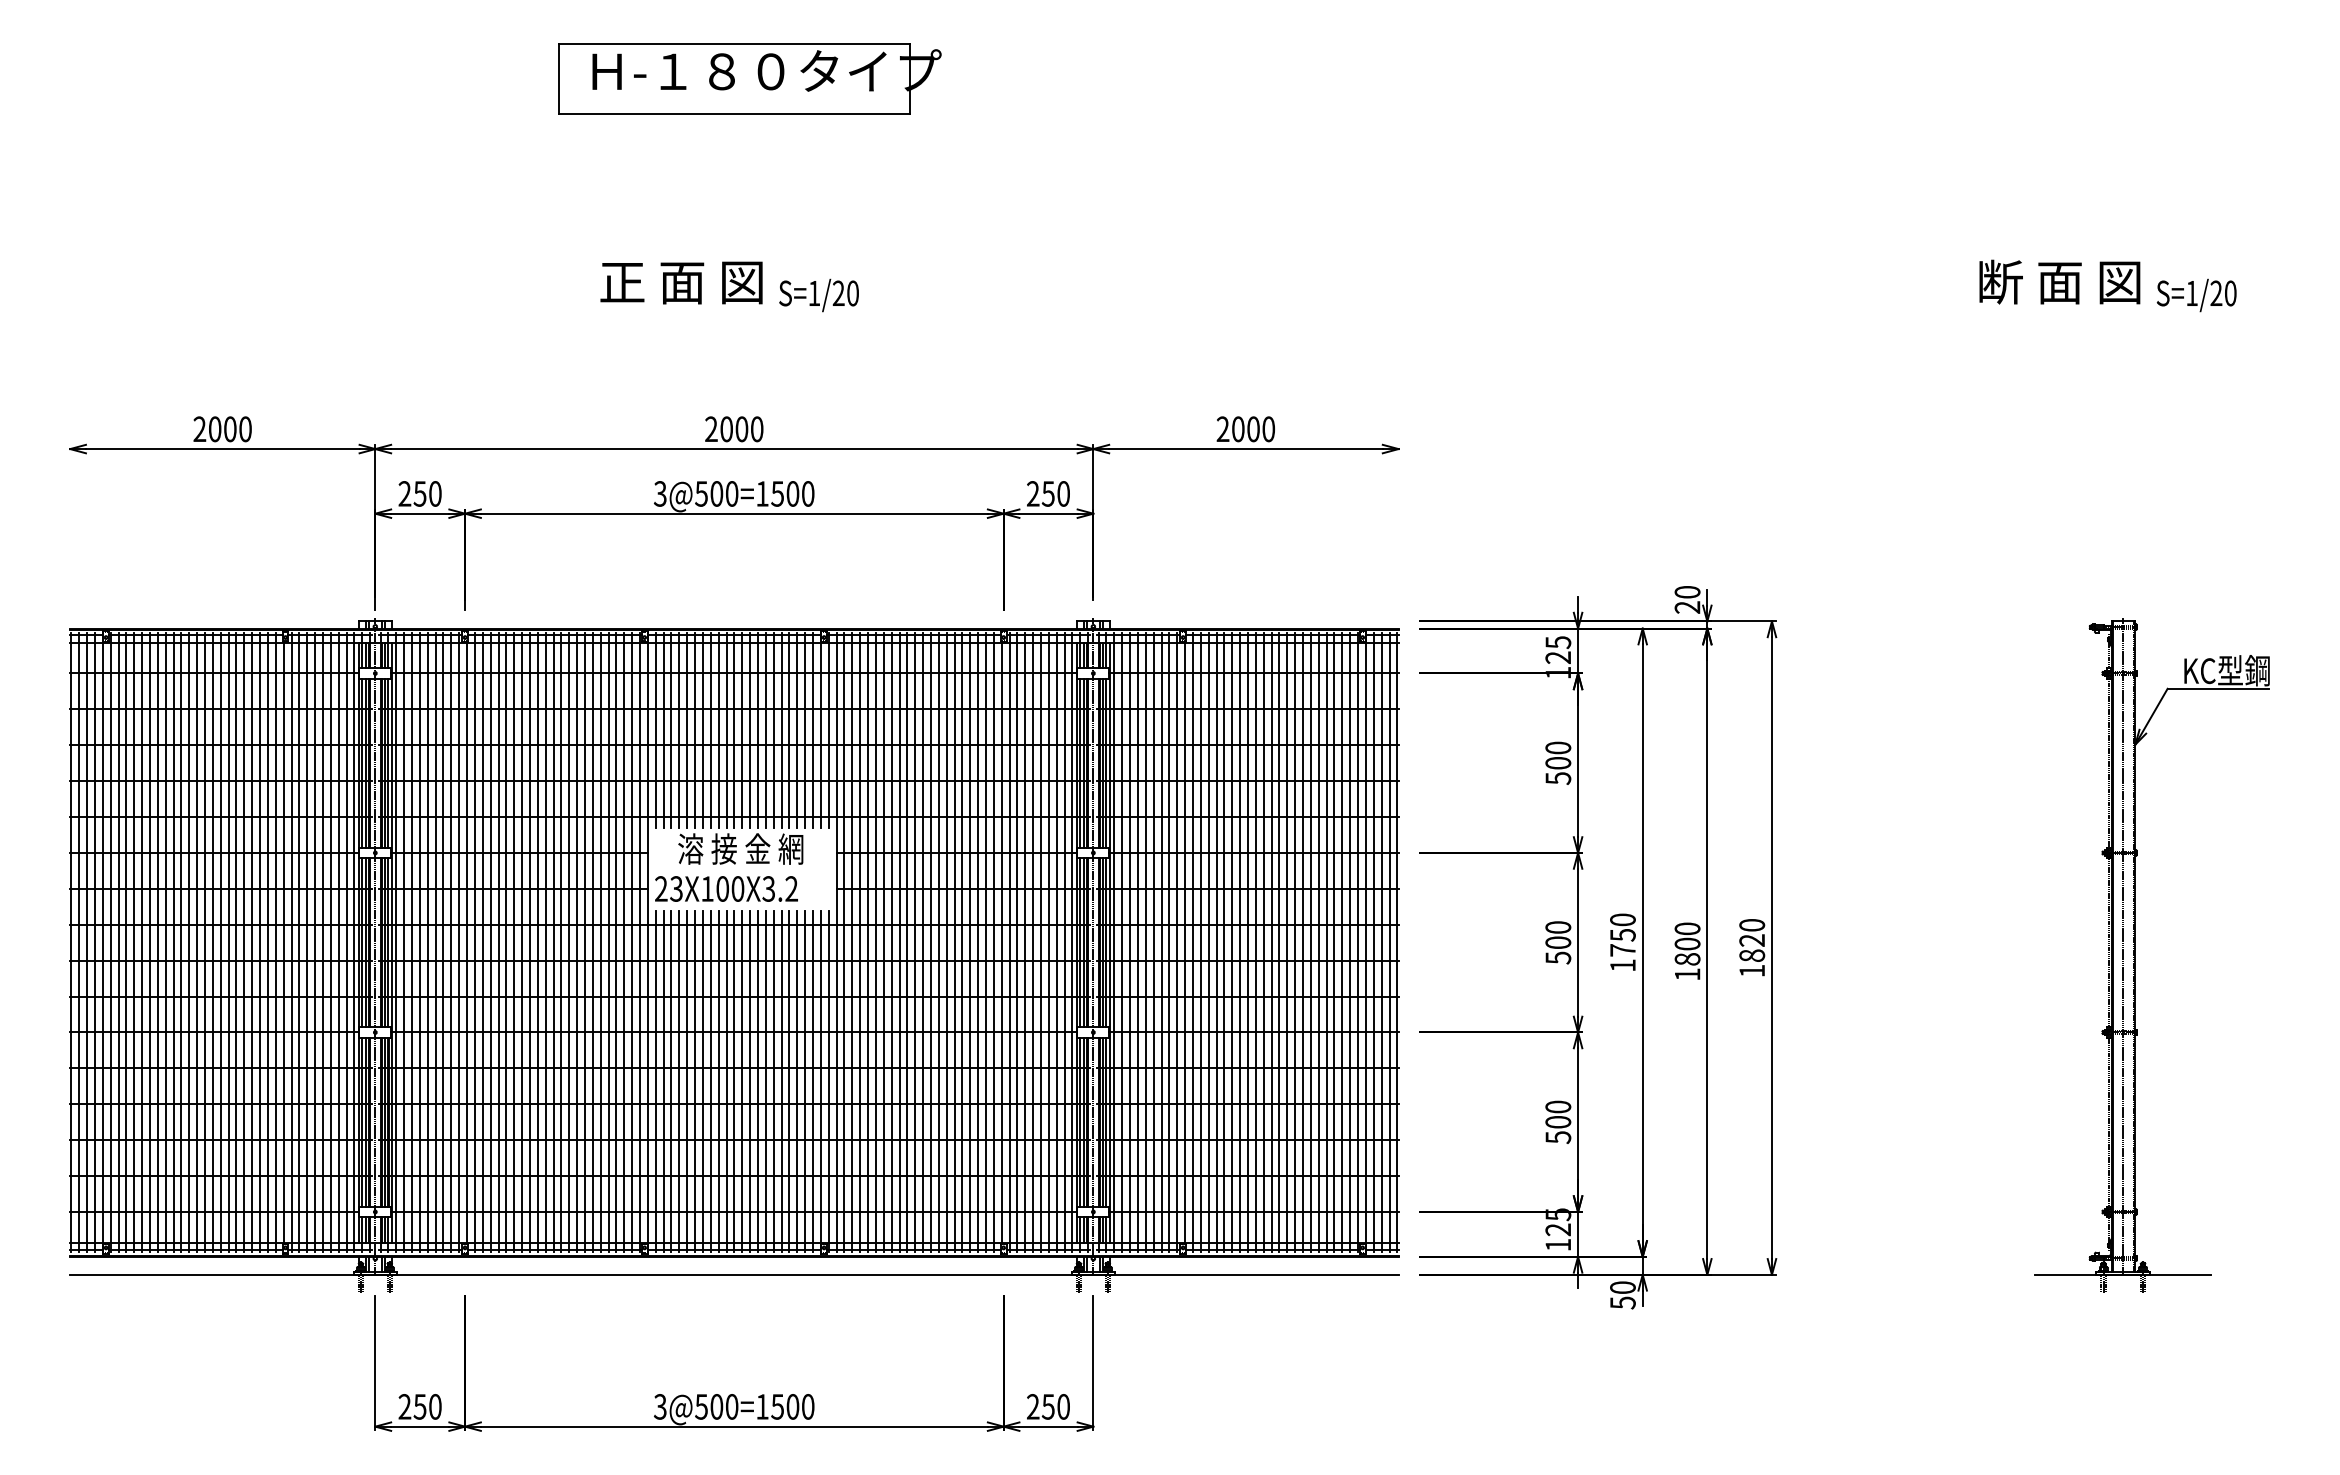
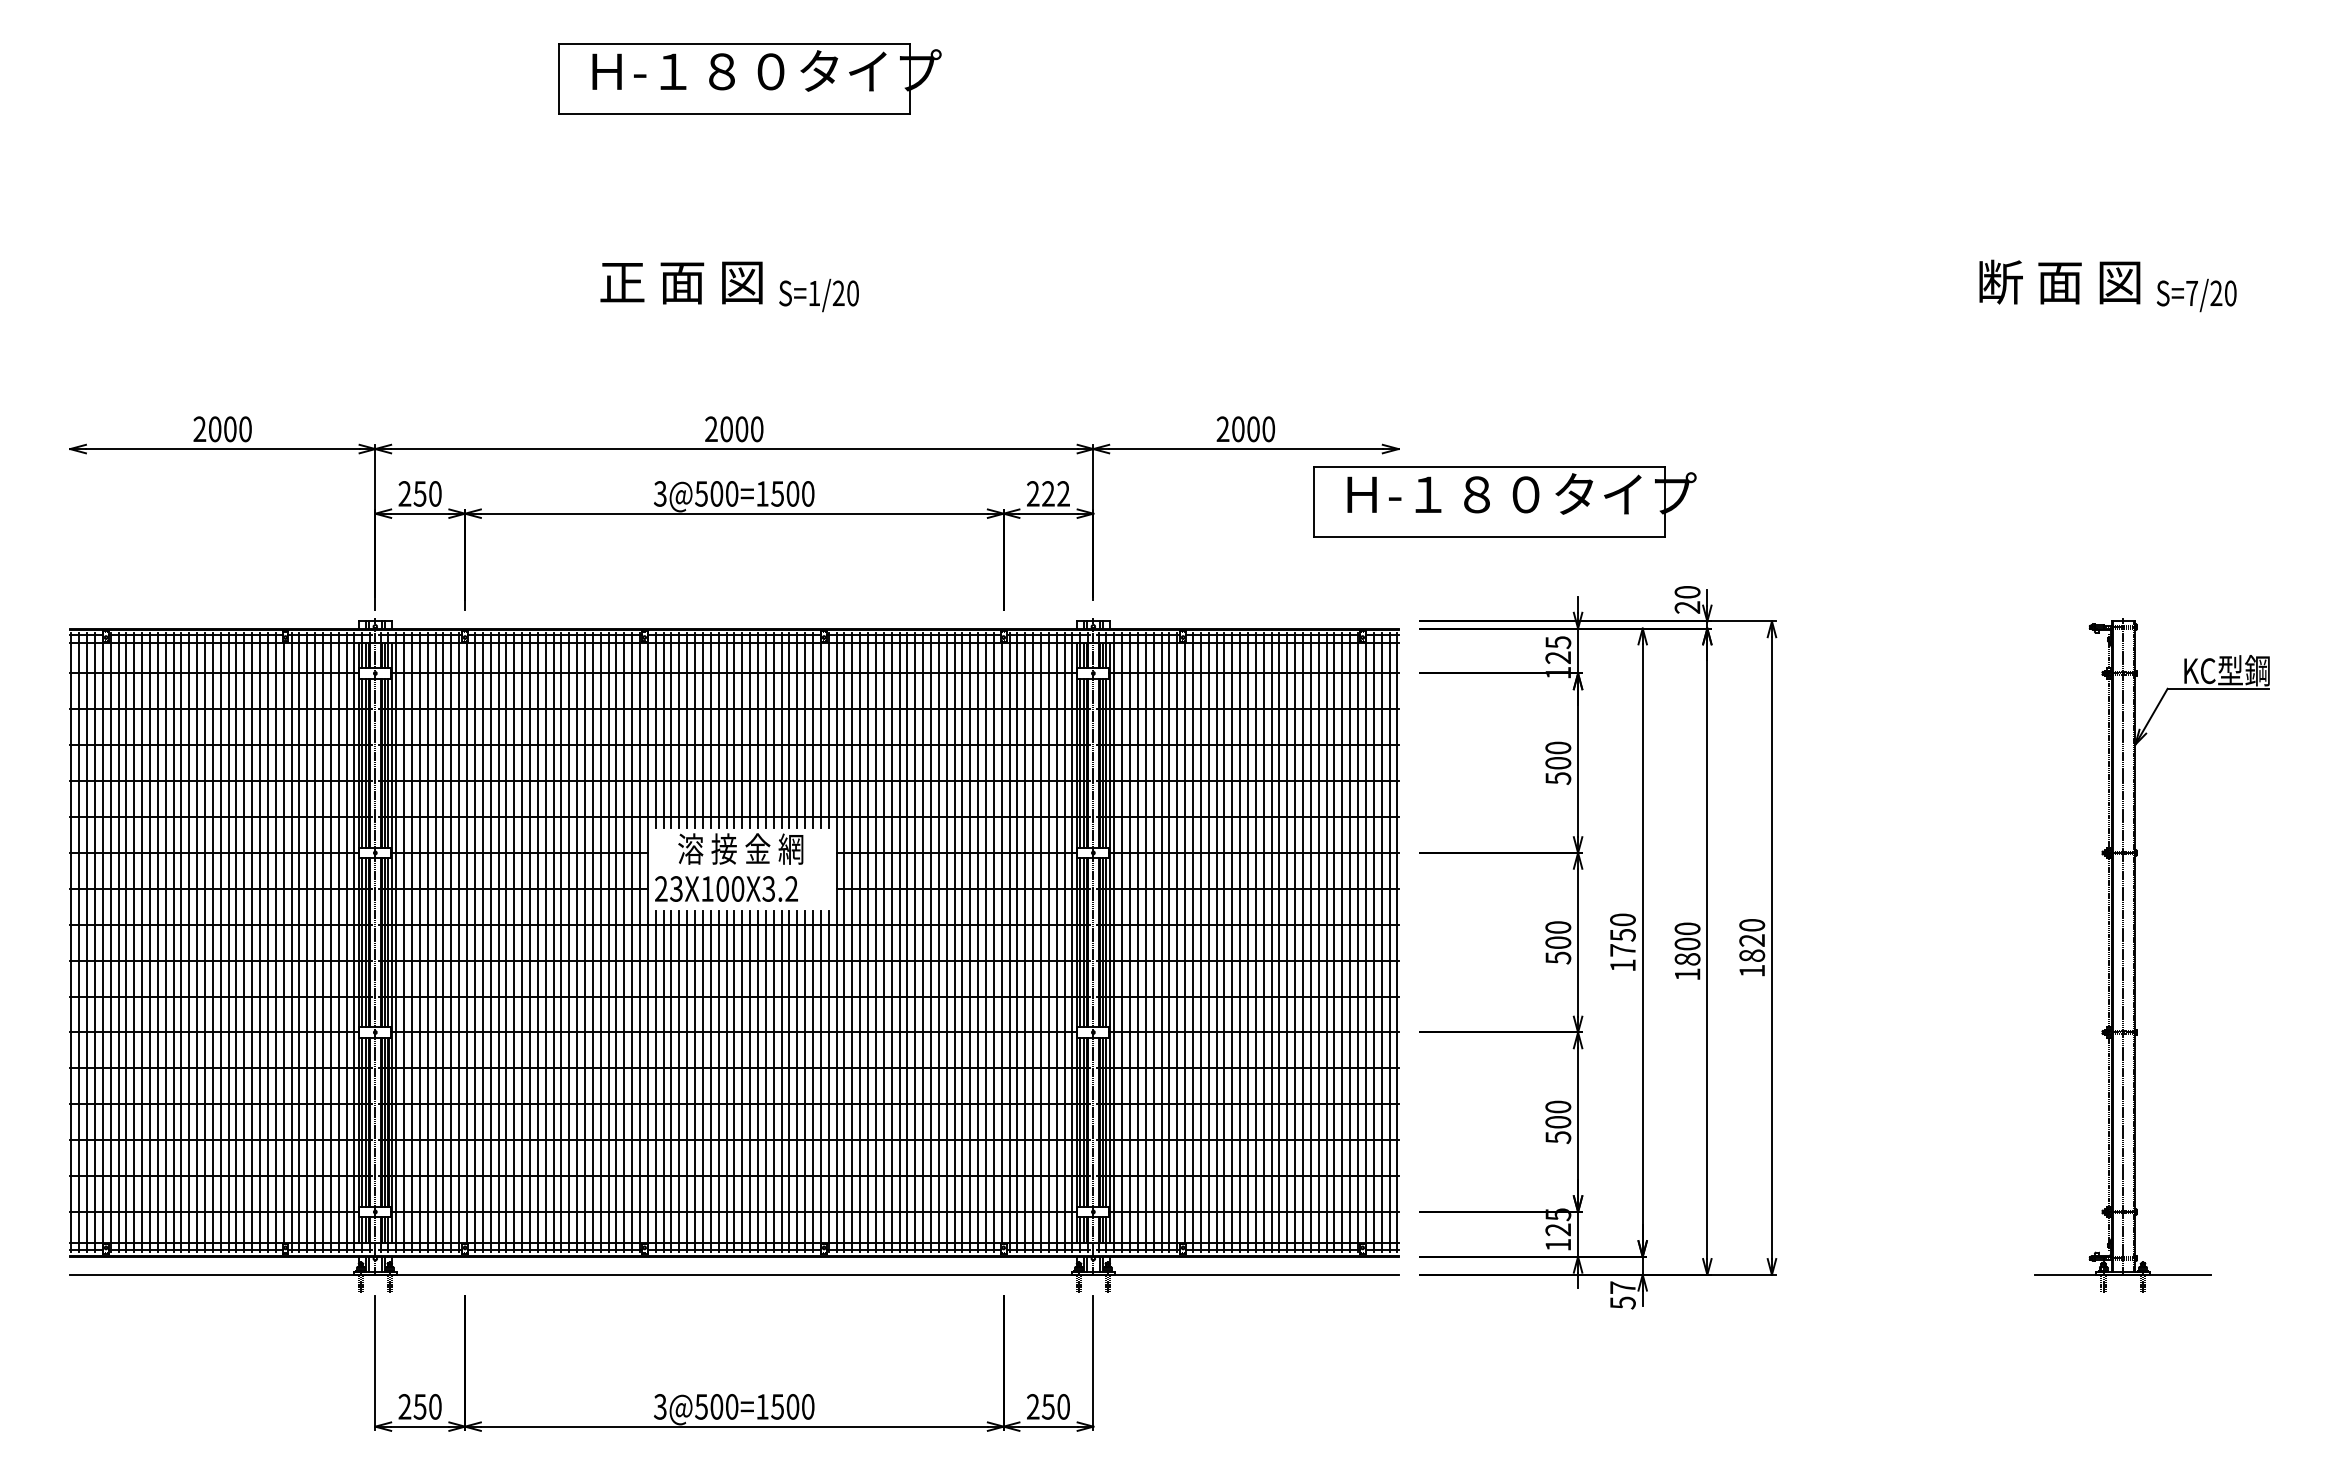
text: S=1/20 -> S=7/20 (2192, 293)
text: 250 -> 222 (1055, 493)
part: none -> present (1504, 501)
text: 50 -> 57 (1622, 1287)
